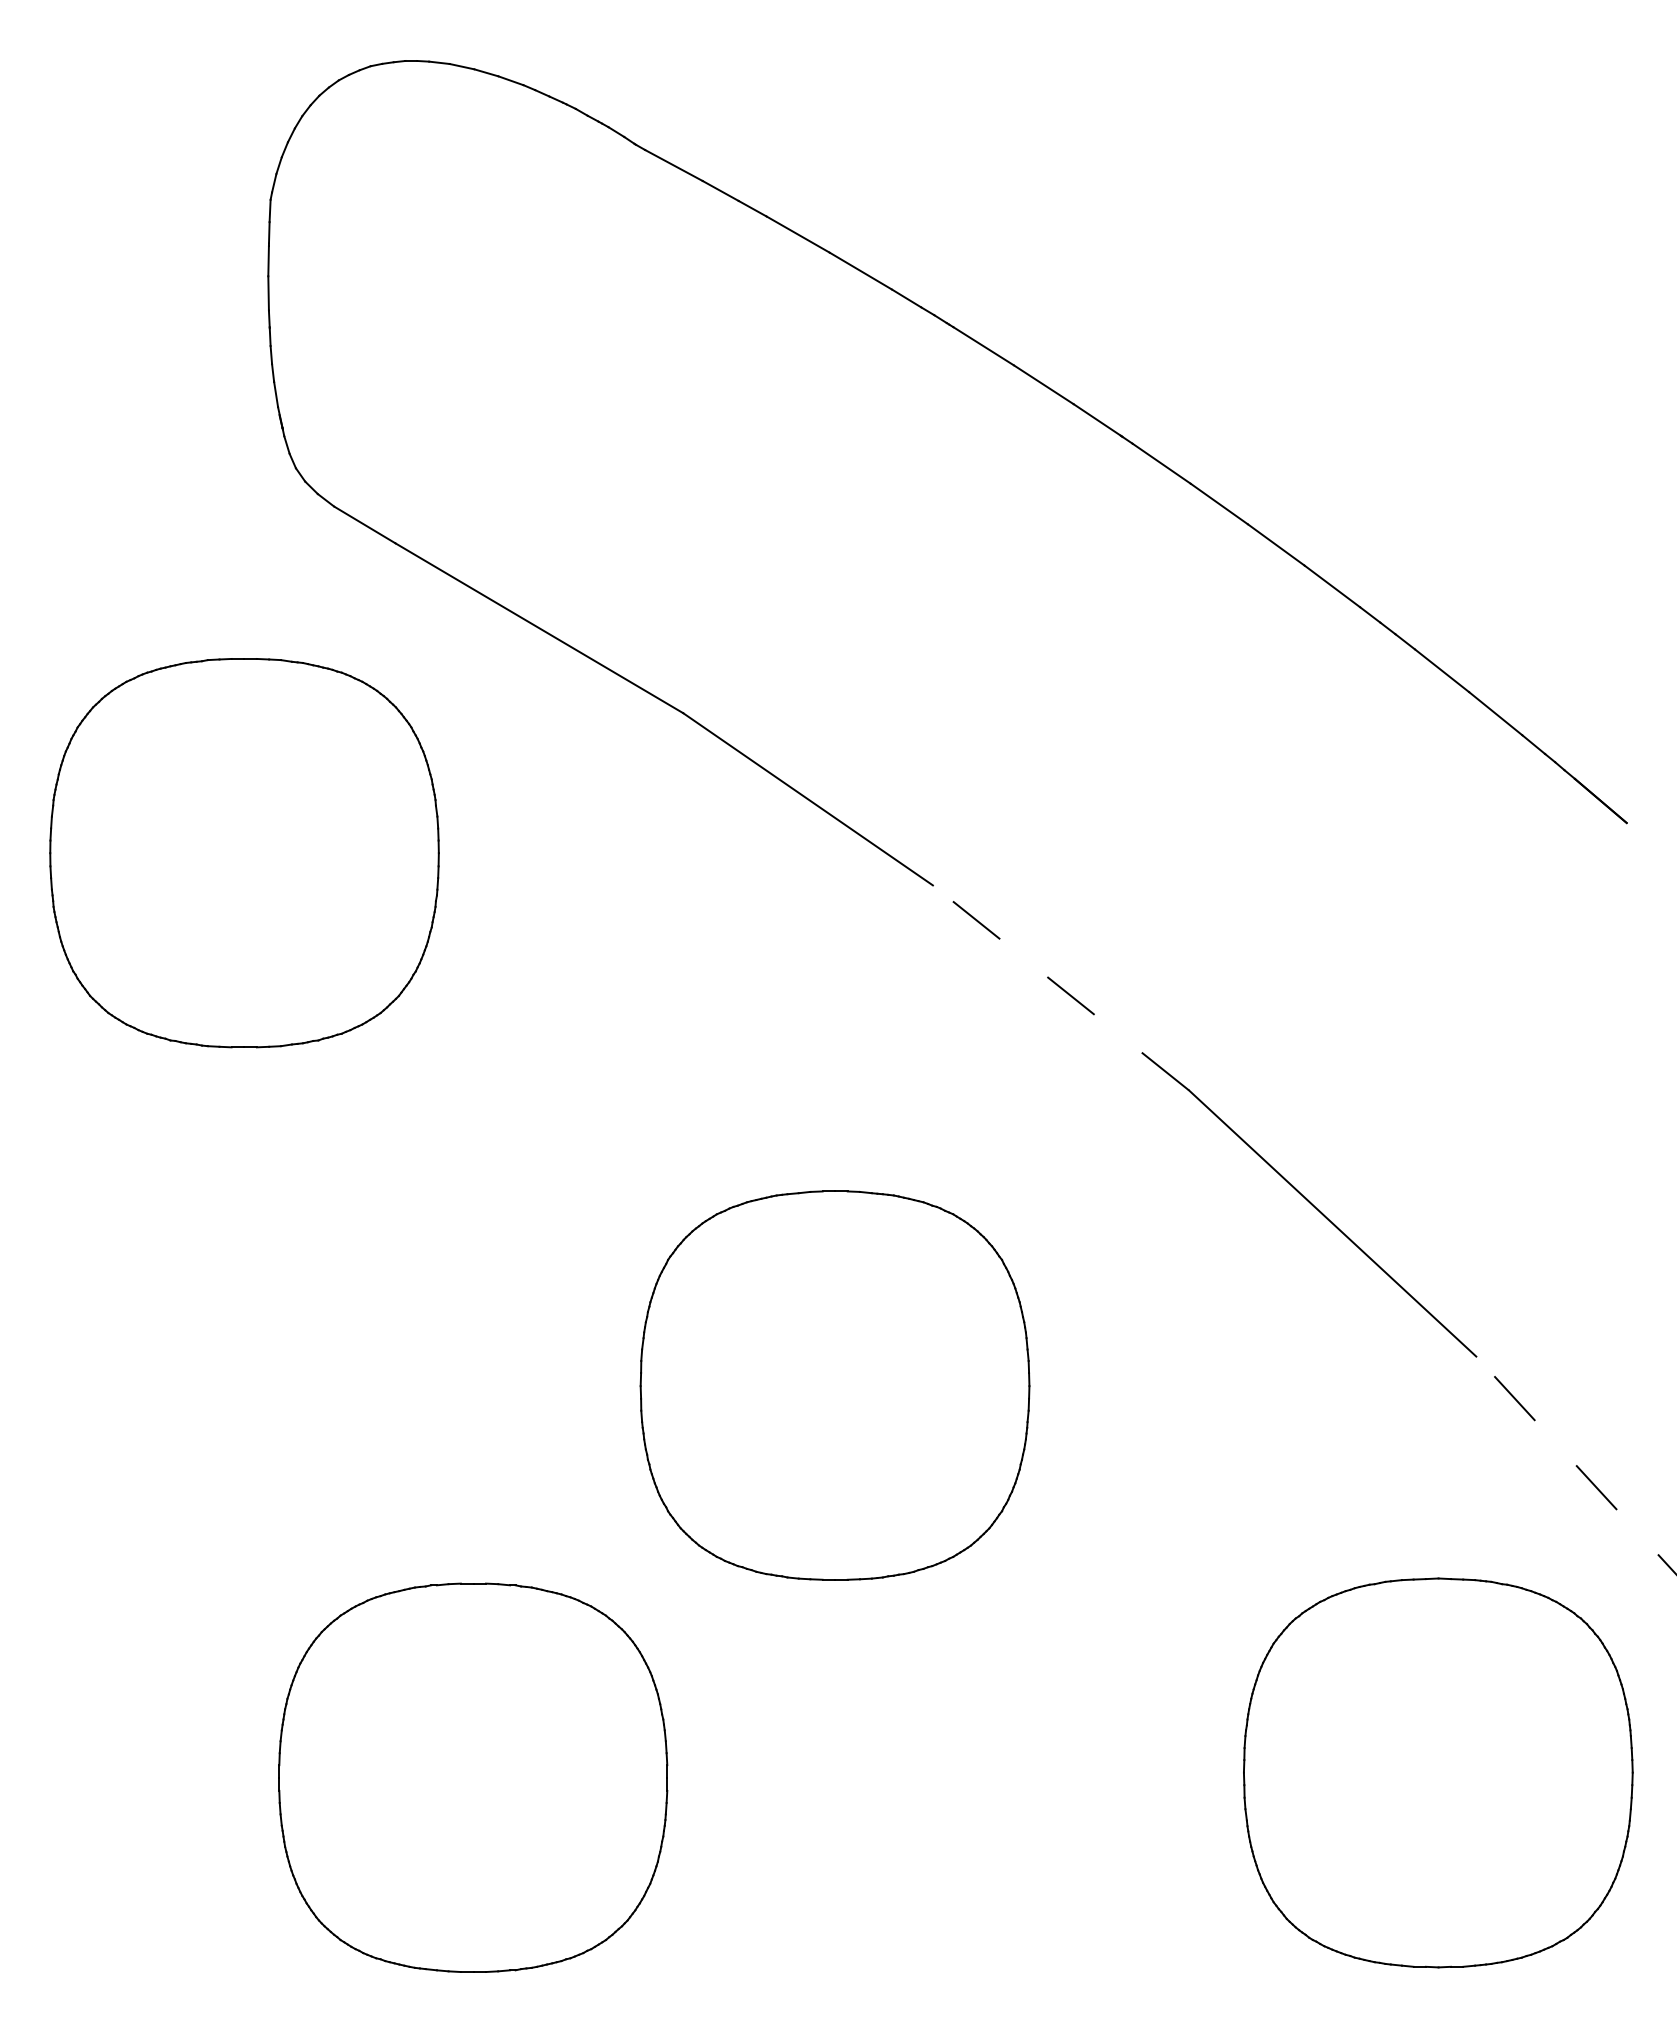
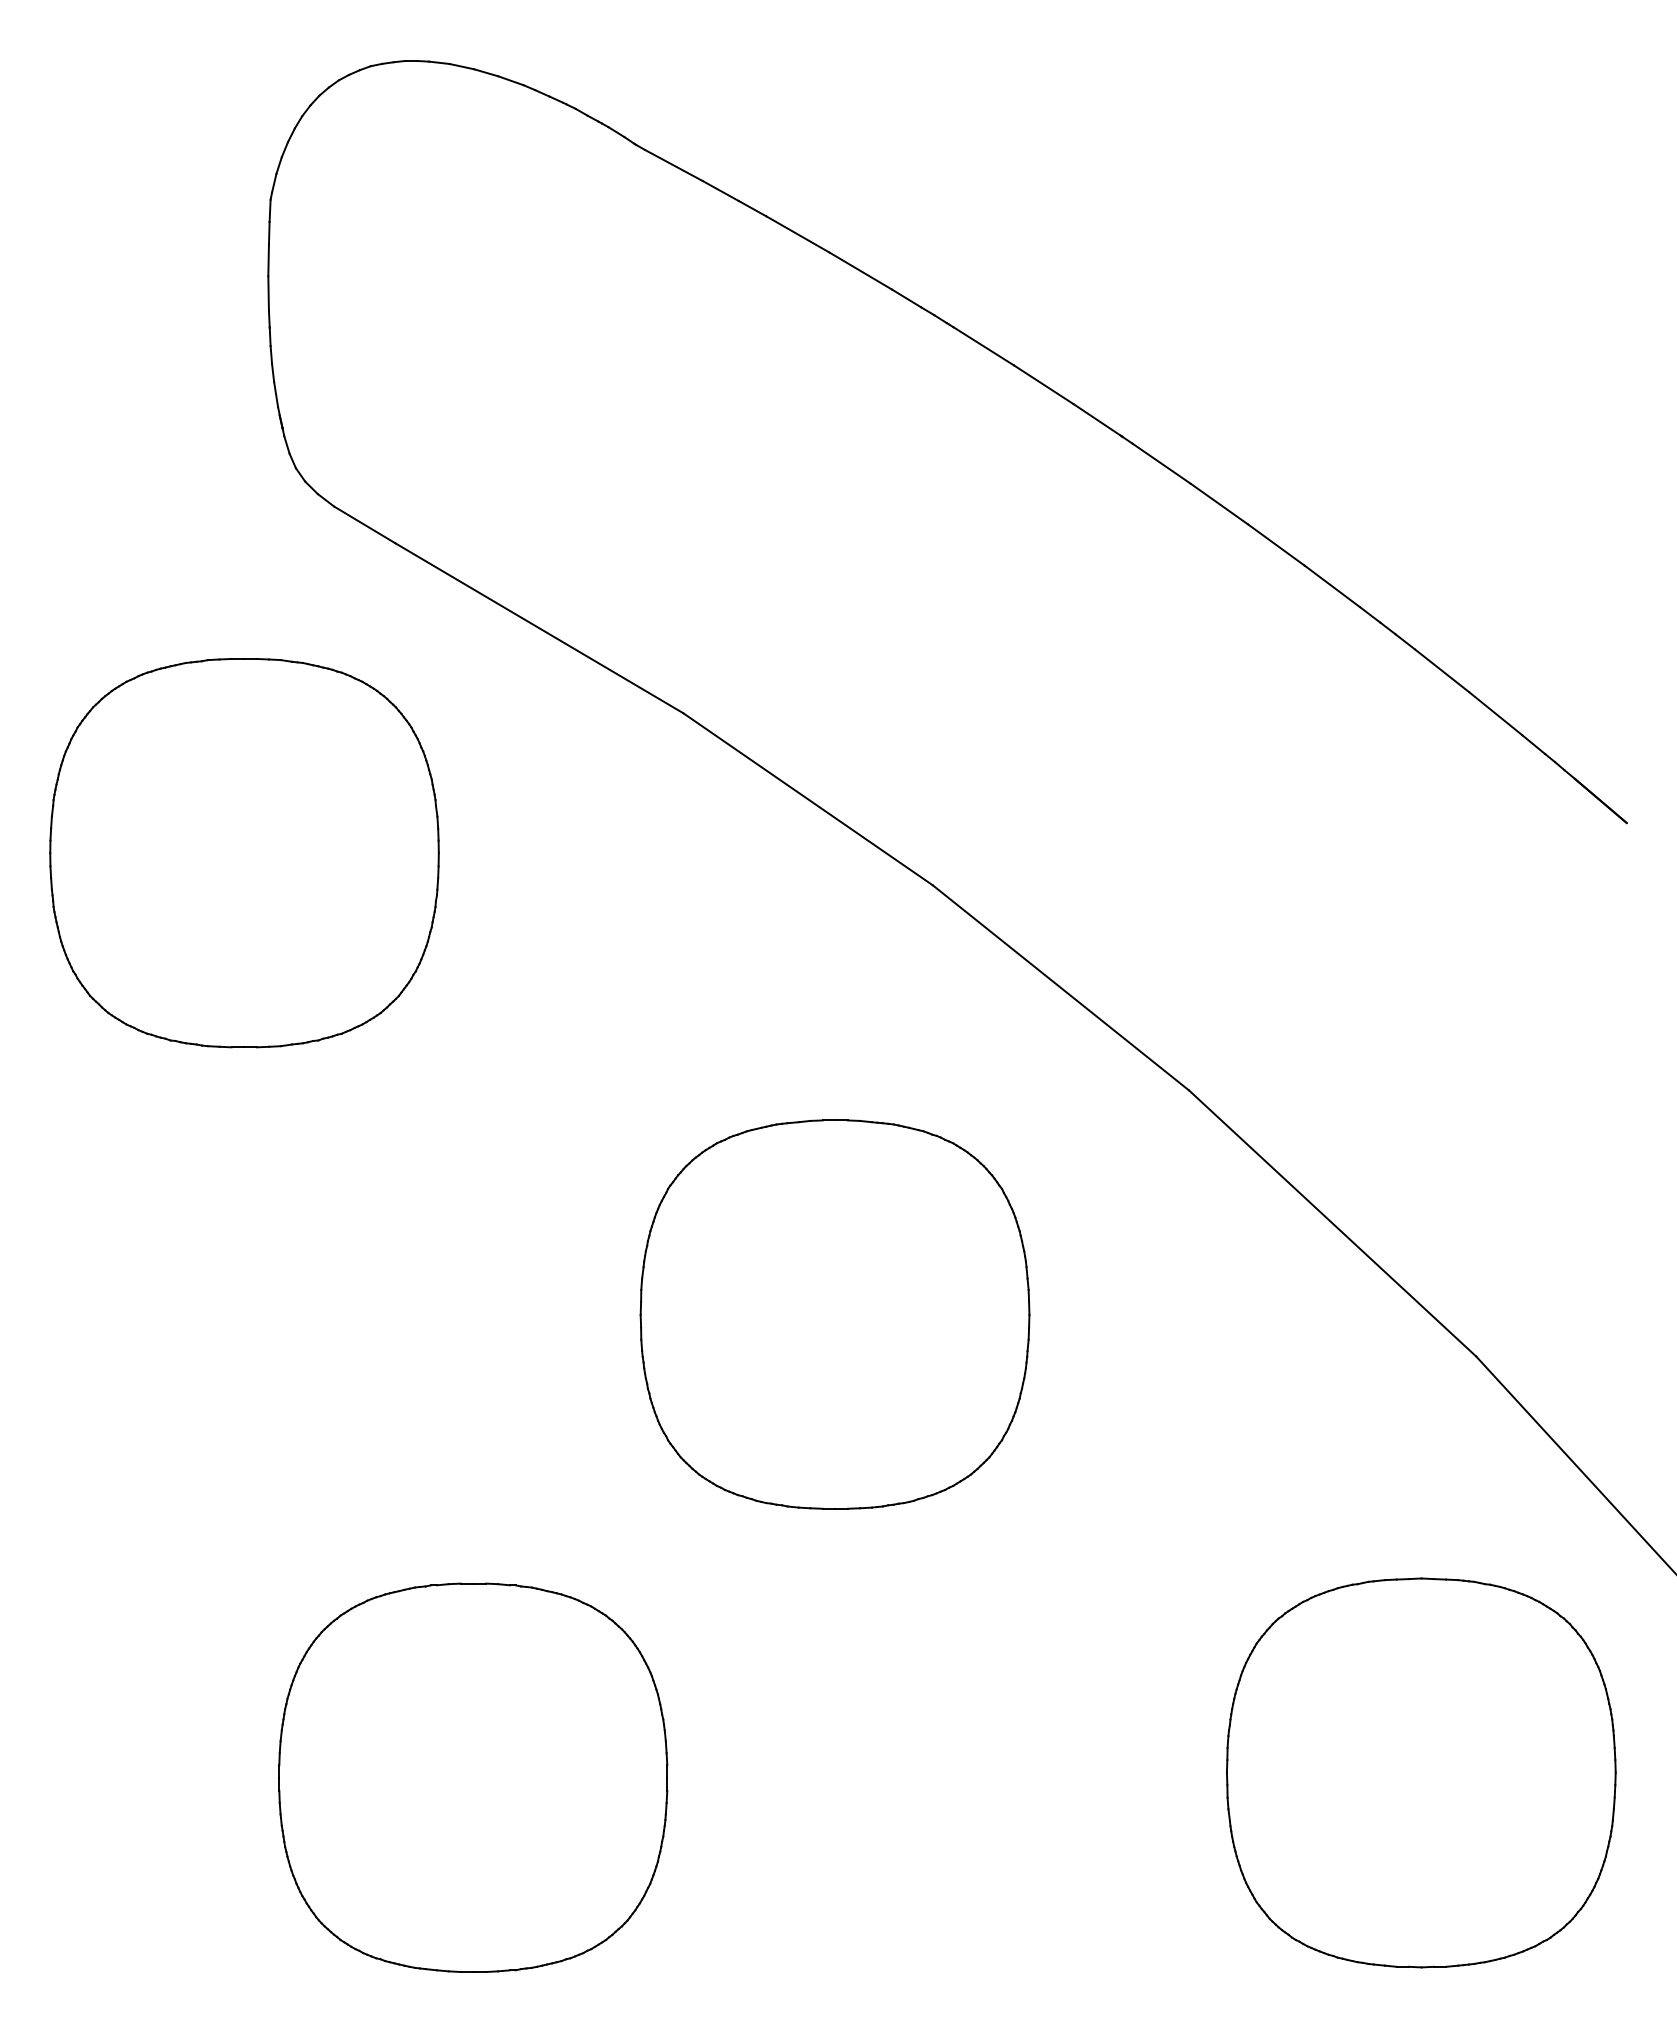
line: dashed -> solid (1060, 987)
part position: (834, 1385) -> (834, 1314) (834, 1314)
line: dashed -> solid (1576, 1465)
part position: (1438, 1772) -> (1421, 1772) (1421, 1772)
